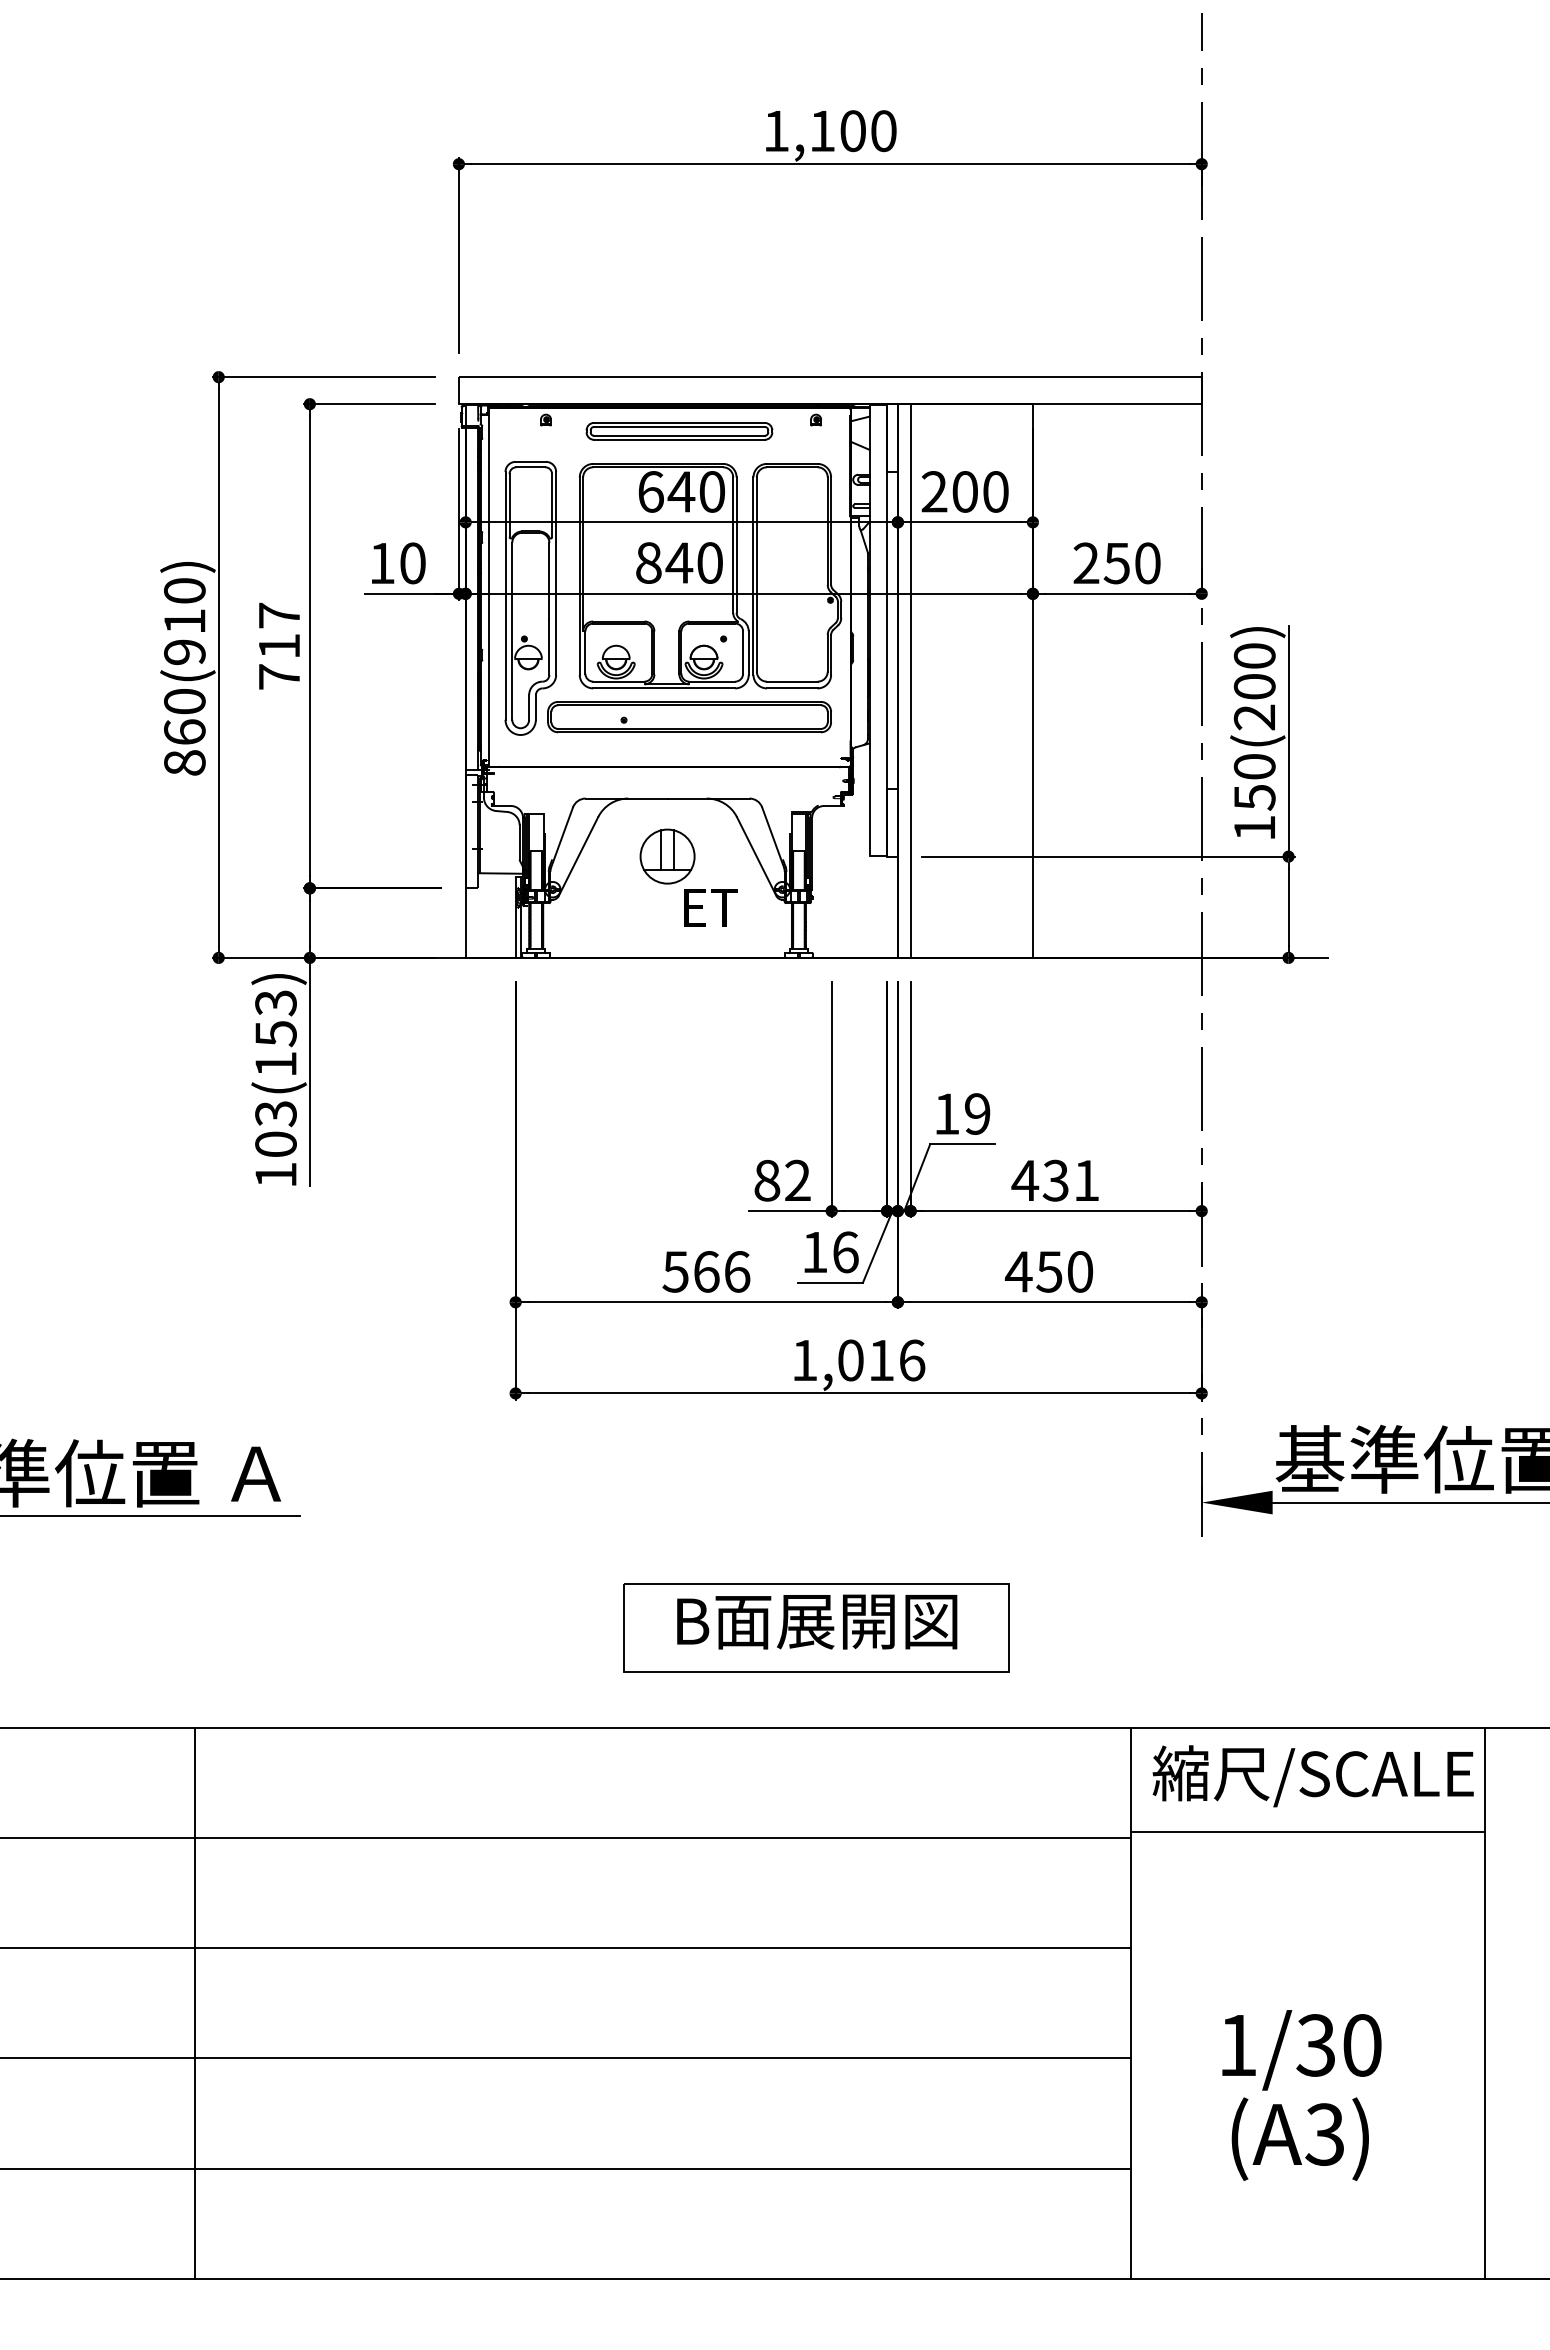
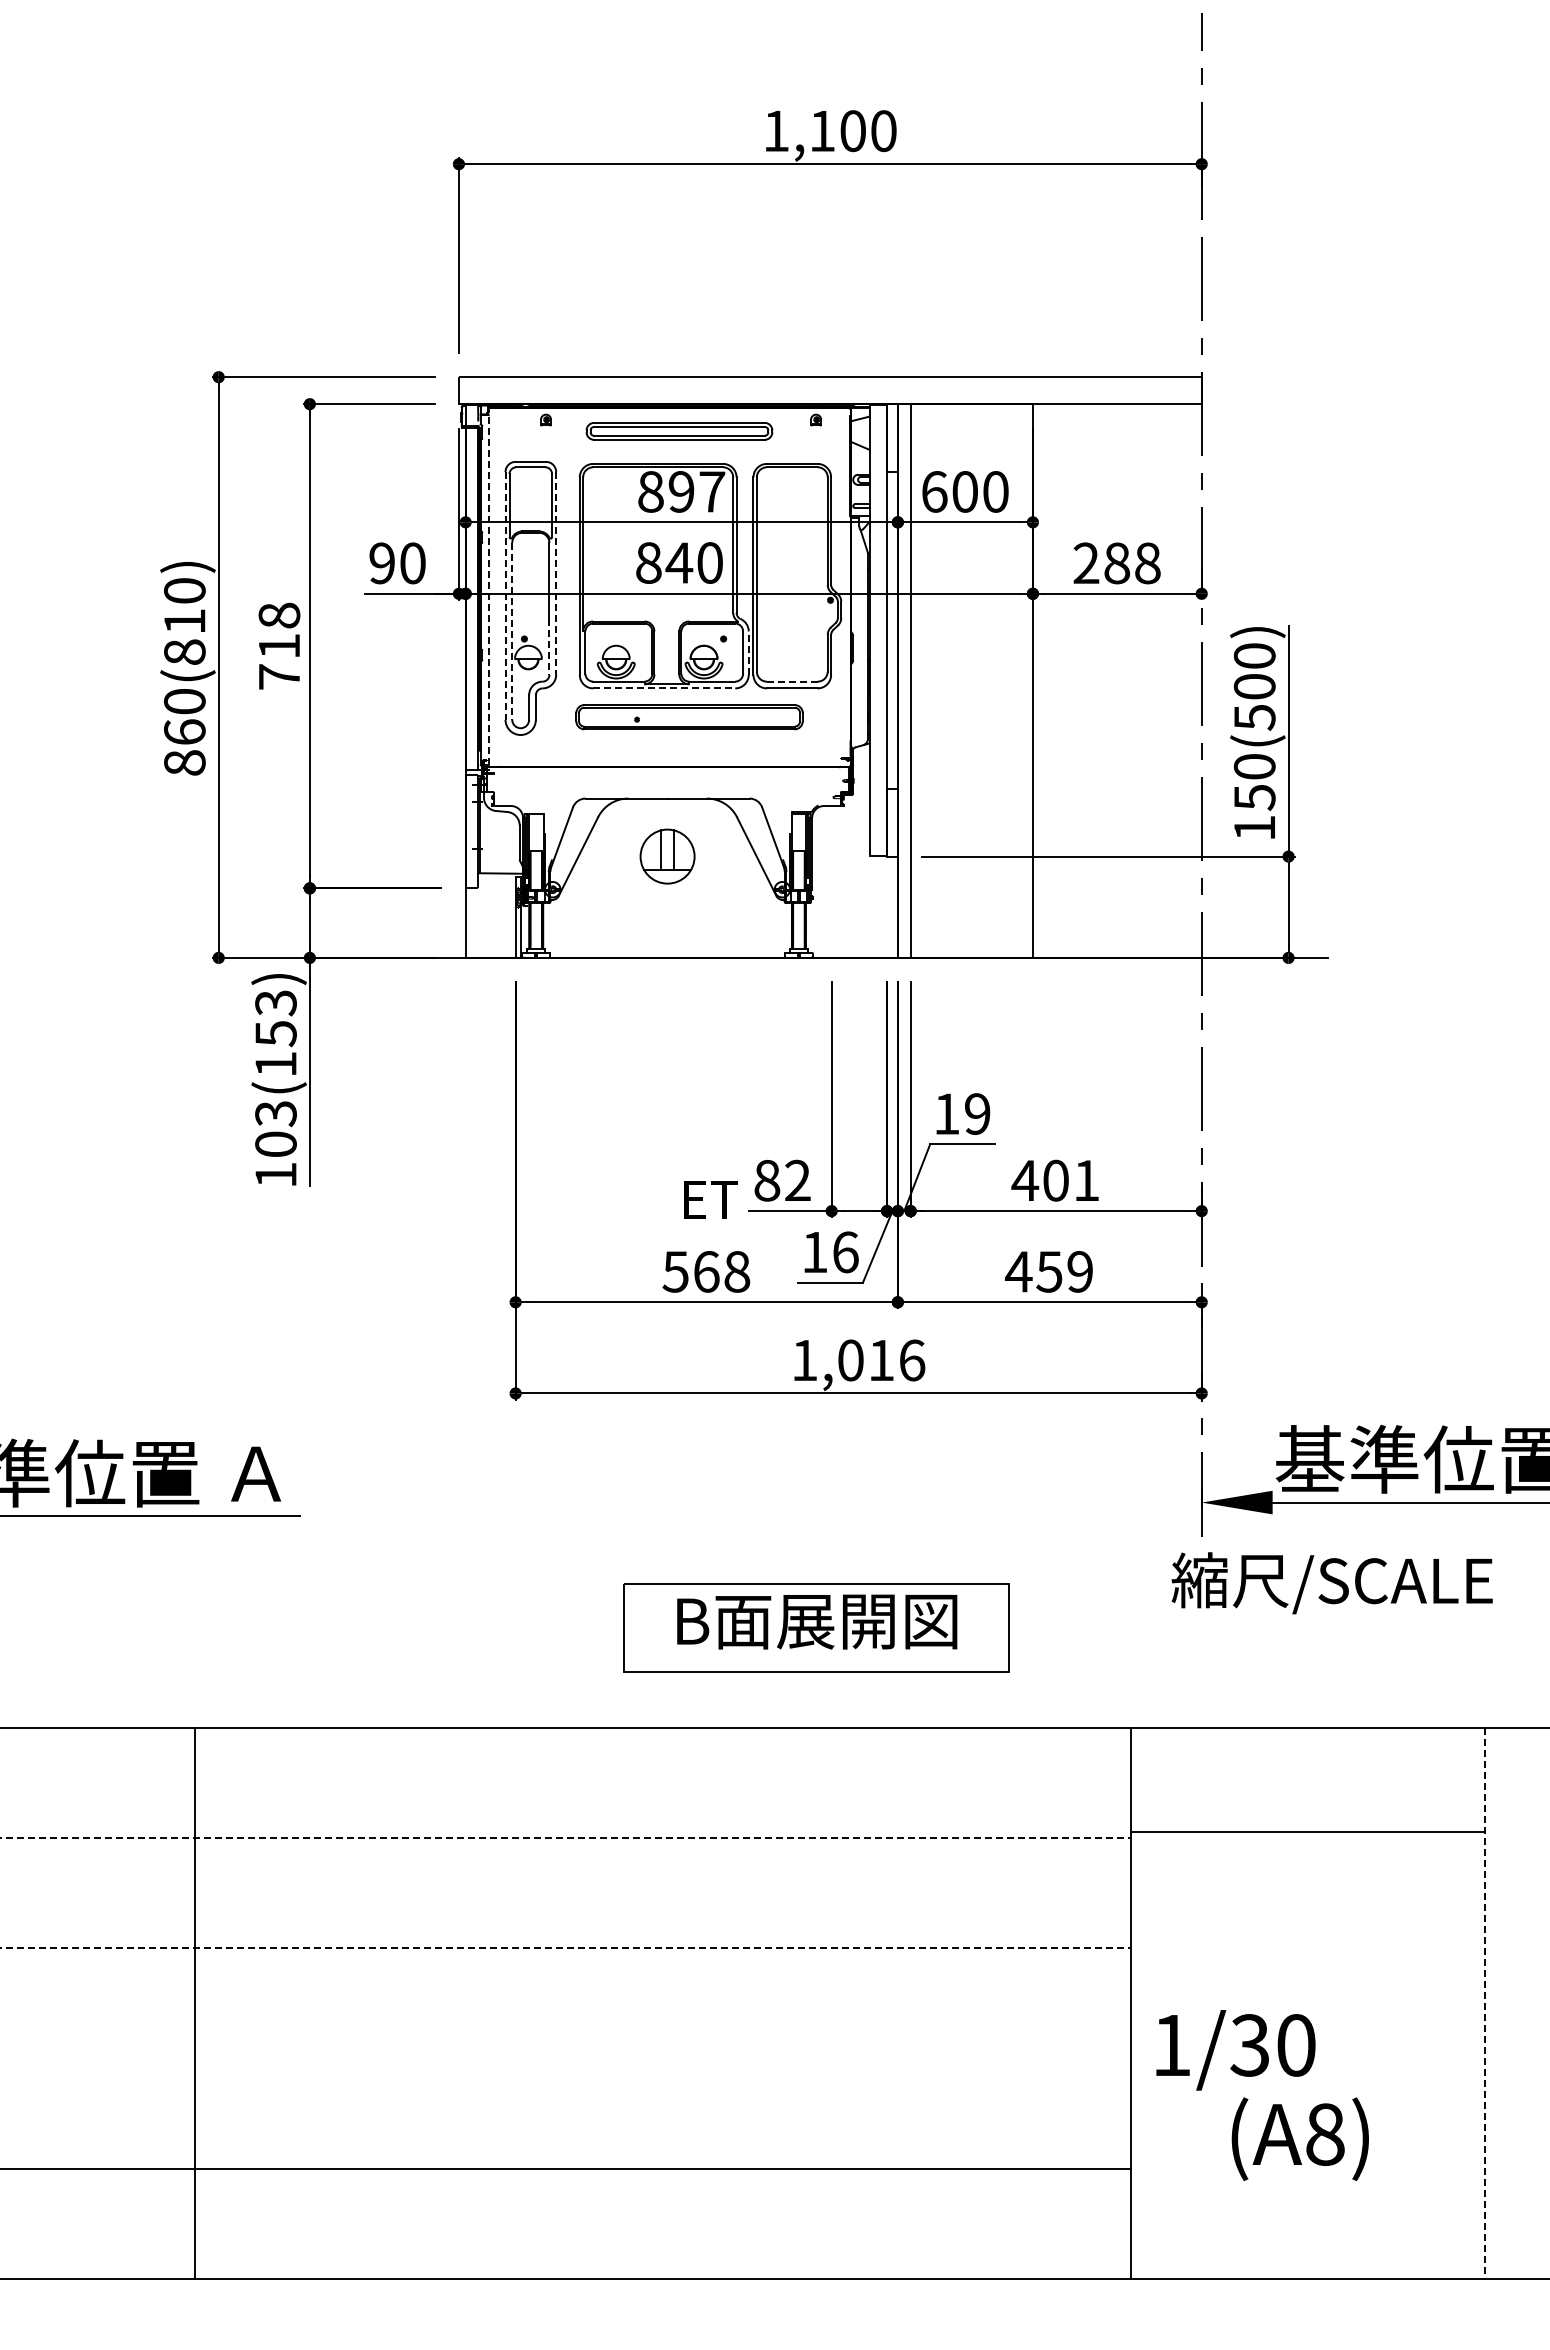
text: 640 -> 897 (681, 491)
text: 200 -> 600 (934, 491)
text: 10 -> 90 (381, 563)
text: 250 -> 288 (1131, 563)
line: solid -> dashed (556, 573)
line: solid -> dashed (488, 587)
line: solid -> dashed (505, 595)
text: 717 -> 718 (279, 615)
line: solid -> dashed (512, 631)
line: solid -> dashed (549, 647)
text: 860(910) -> 860(810) (184, 652)
line: solid -> dashed (748, 653)
line: solid -> dashed (792, 681)
line: solid -> dashed (664, 688)
part size: 285x33 px -> 229x27 px (689, 717)
text: 150(200) -> 150(500) (1254, 717)
text position: (710, 907) -> (710, 1199) (710, 1199)
text: 431 -> 401 (1055, 1180)
text: 566 -> 568 (737, 1271)
text: 450 -> 459 (1080, 1271)
text position: (1312, 1776) -> (1331, 1583) (1331, 1583)
line: solid -> dashed (566, 1837)
line: solid -> dashed (566, 1947)
line: solid -> dashed (1484, 2003)
text position: (1301, 2050) -> (1235, 2050) (1235, 2050)
line: present -> none (566, 2058)
text: (A3) -> (A8) (1324, 2134)
